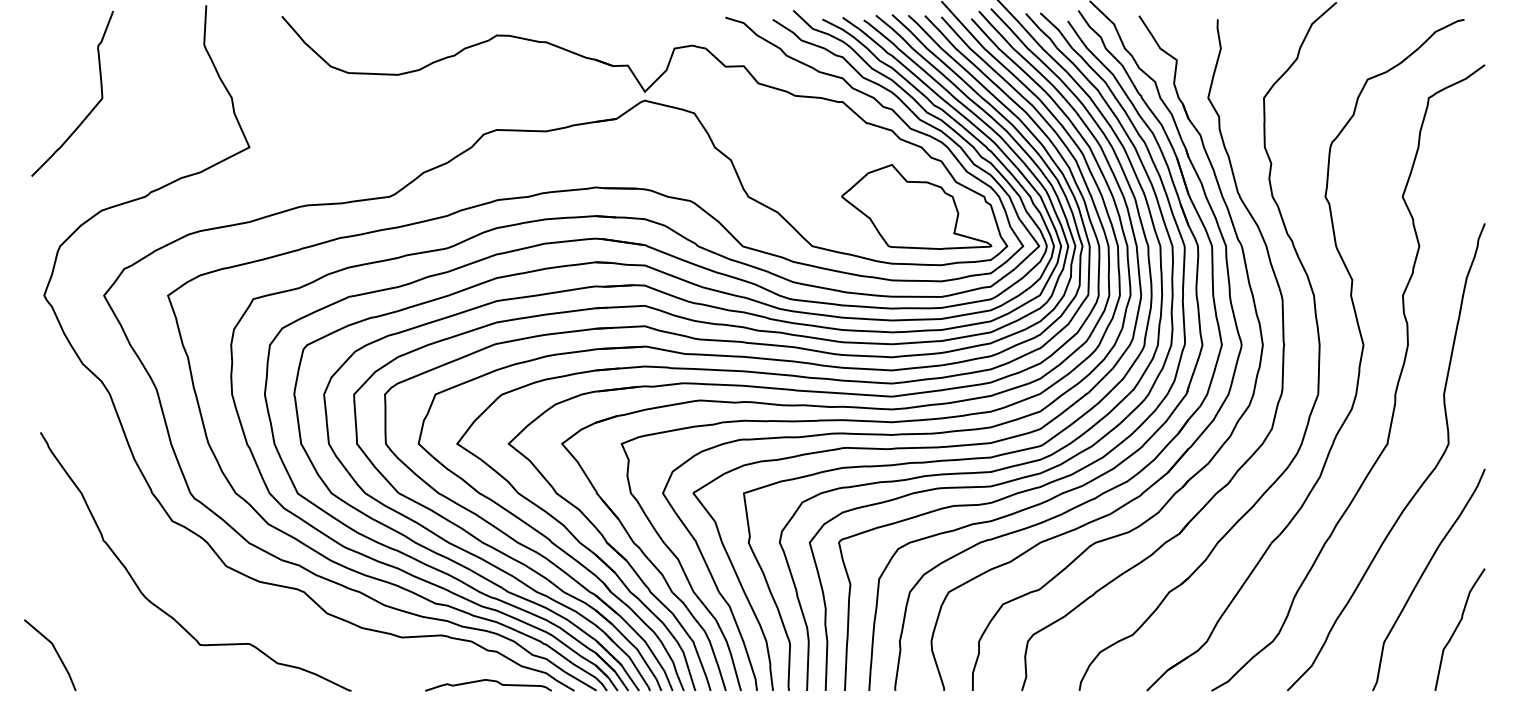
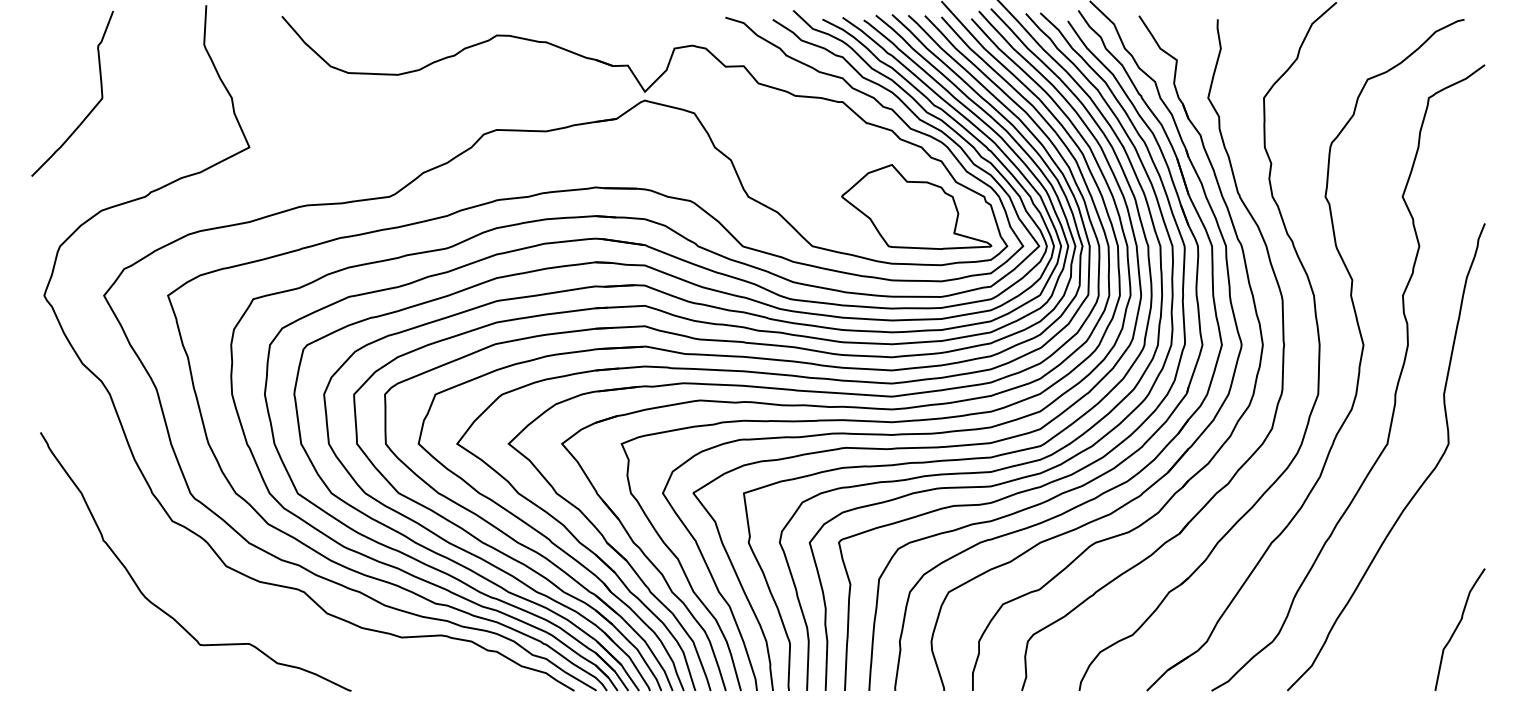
curve: present -> none (1422, 576)
curve: present -> none (56, 653)
curve: present -> none (488, 681)
